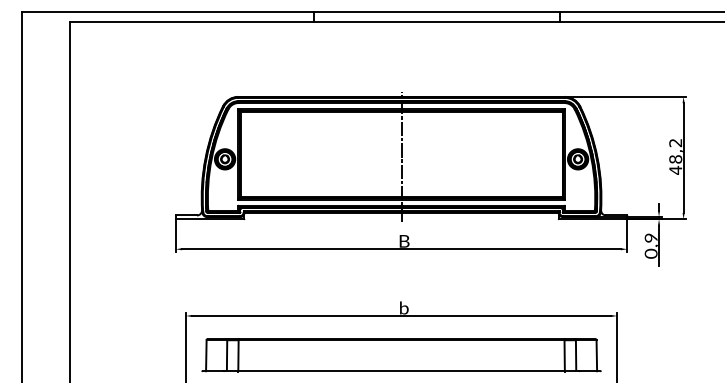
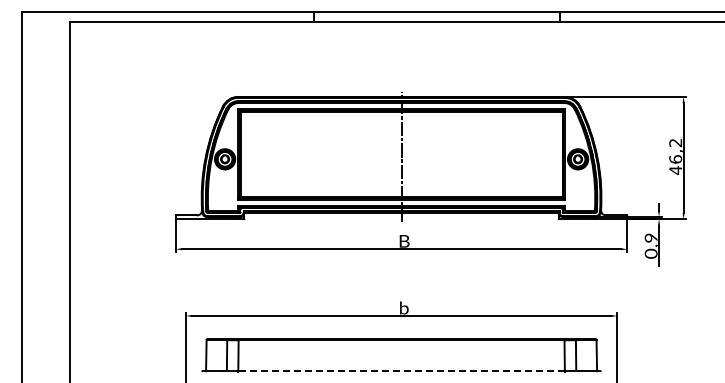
text: 48,2 -> 46,2 (675, 159)
line: solid -> dashed (401, 371)
